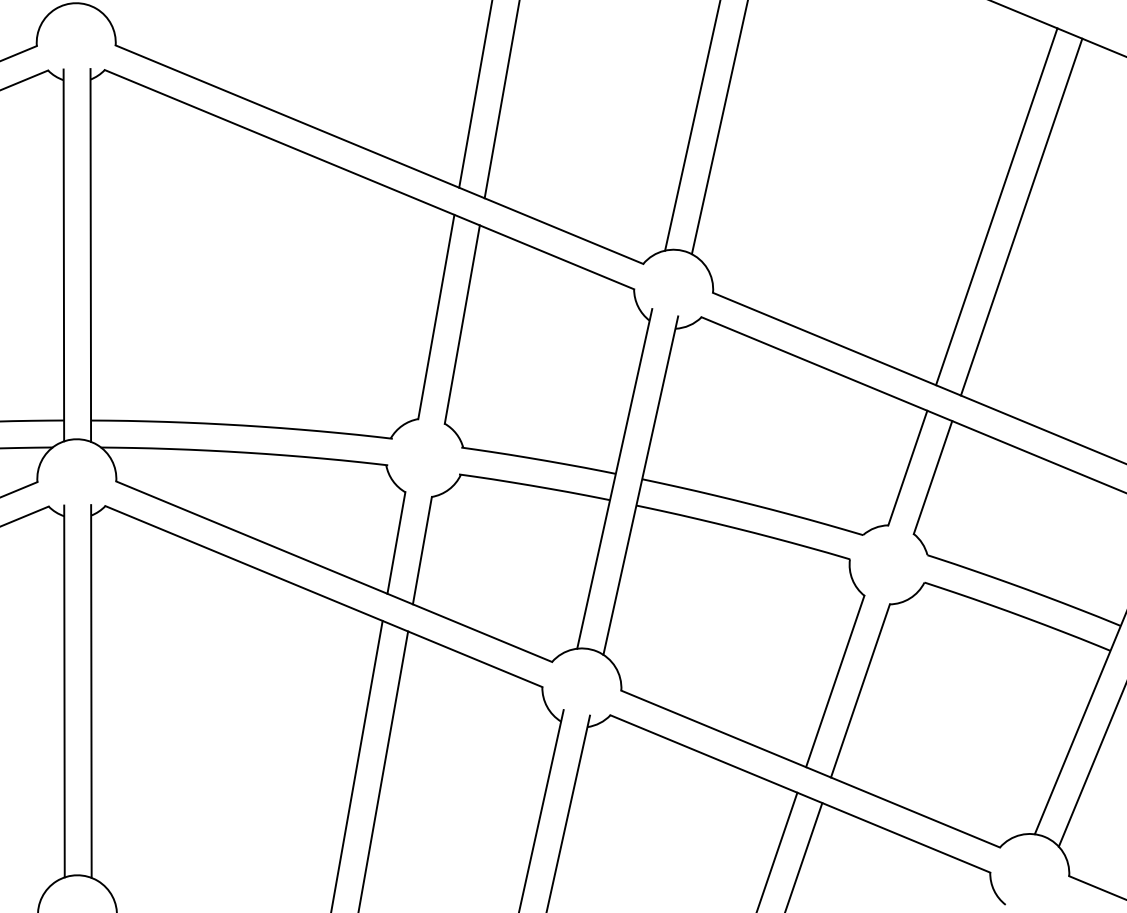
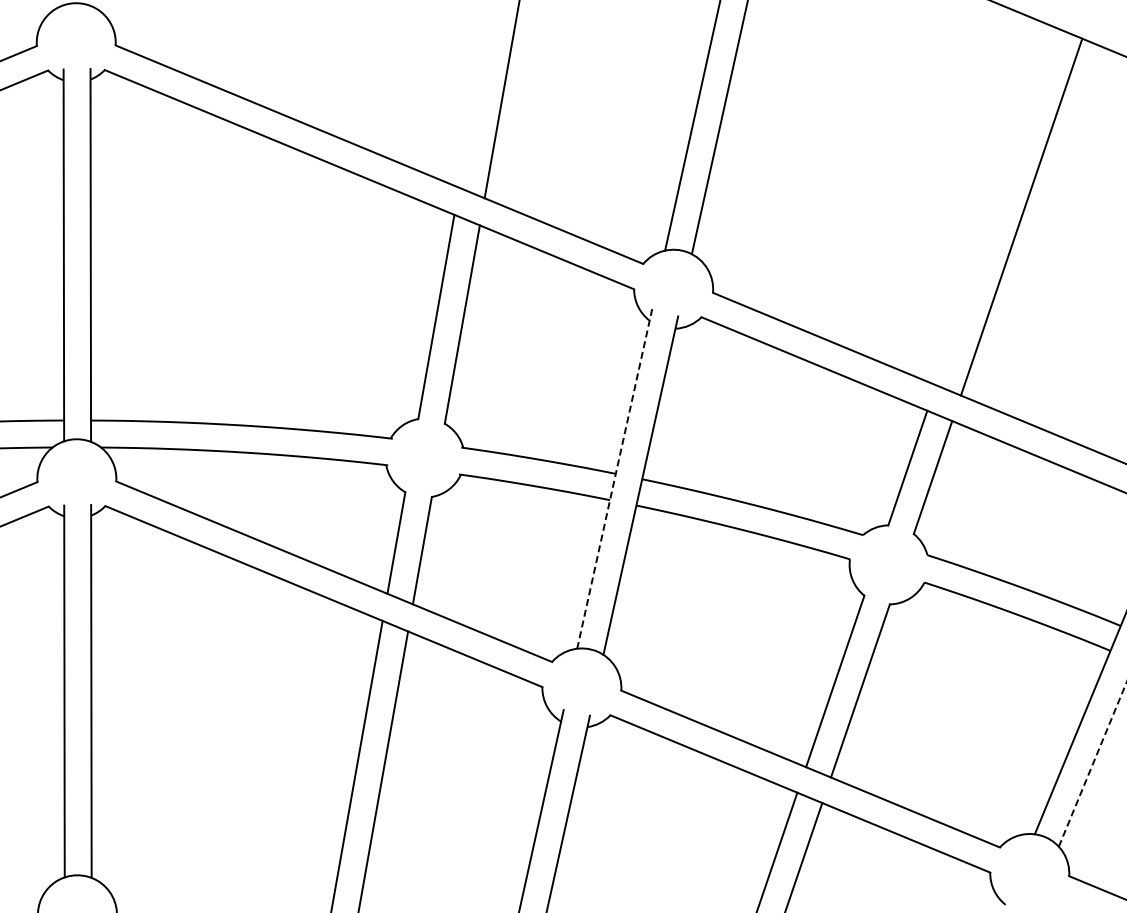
line: present -> none (475, 94)
line: present -> none (996, 206)
line: solid -> dashed (614, 478)
line: solid -> dashed (1093, 763)
